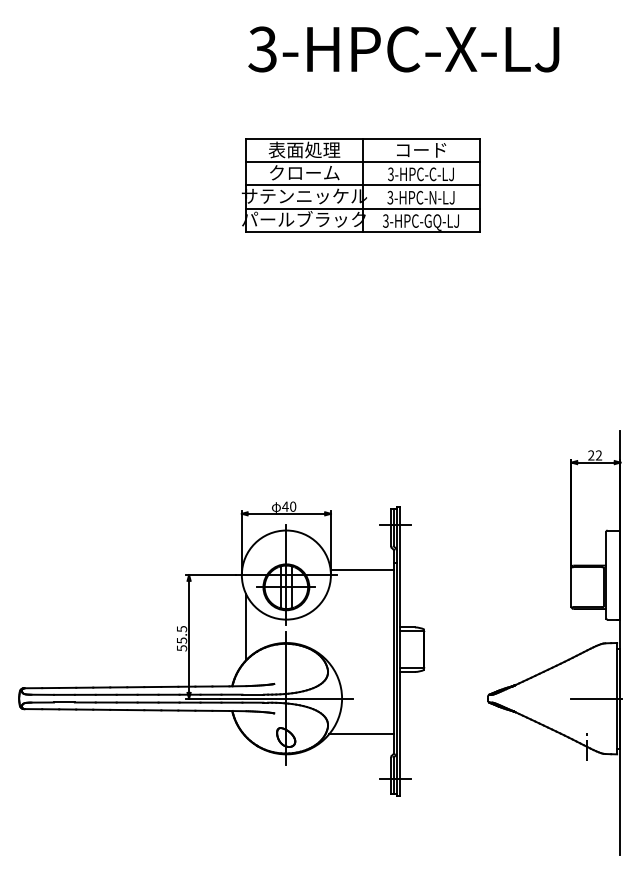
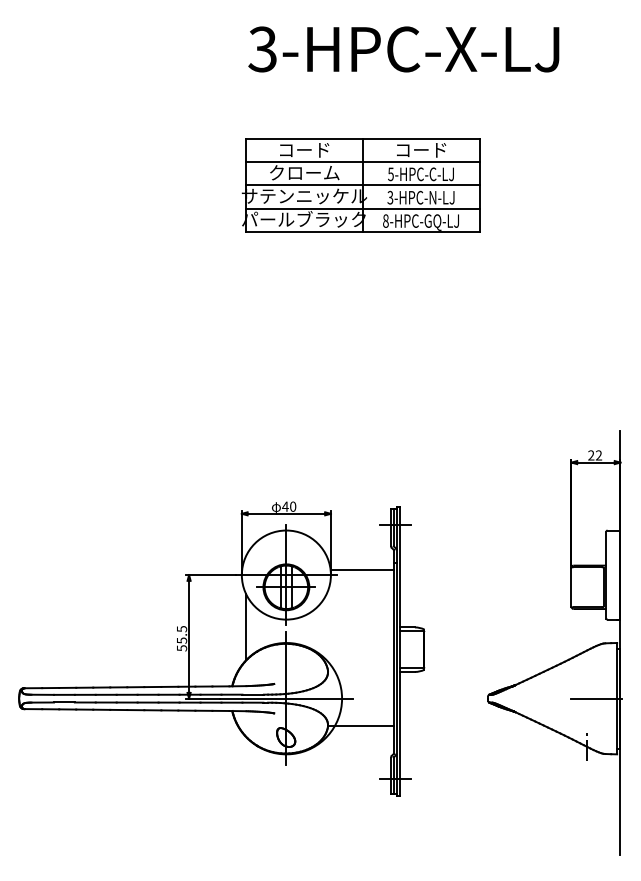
text: 表面処理 -> コード (304, 149)
text: 3-HPC-C-LJ -> 5-HPC-C-LJ (390, 173)
text: 3-HPC-GQ-LJ -> 8-HPC-GQ-LJ (385, 220)
line position: (361, 734) -> (361, 726) (361, 726)
